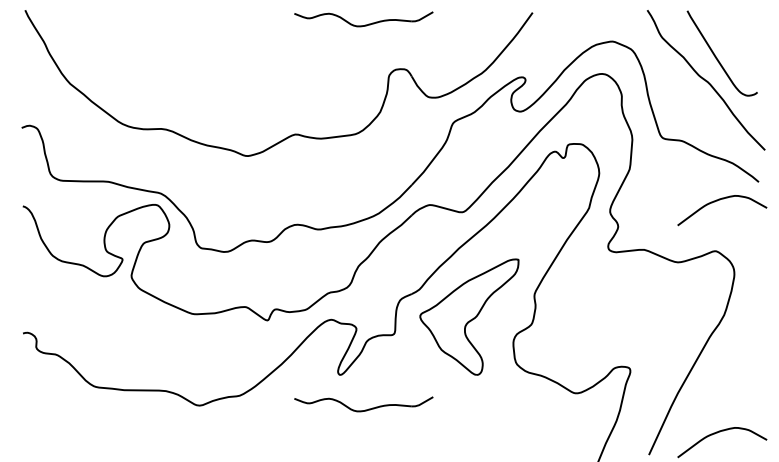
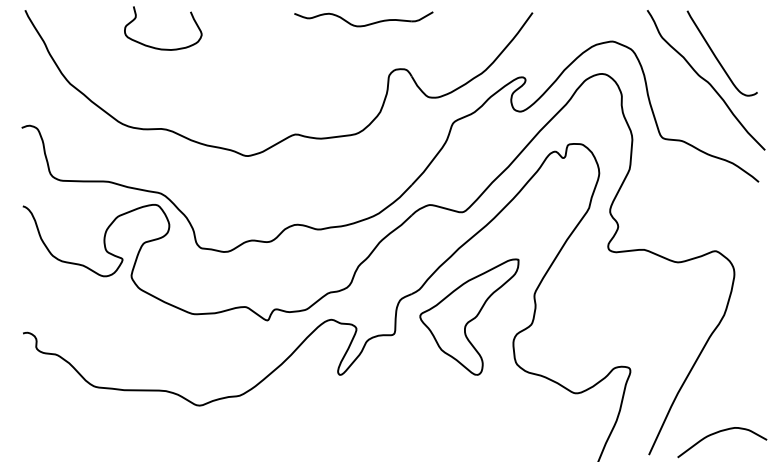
curve: none -> present (157, 47)
curve: present -> none (720, 200)
part: present -> none (363, 404)
